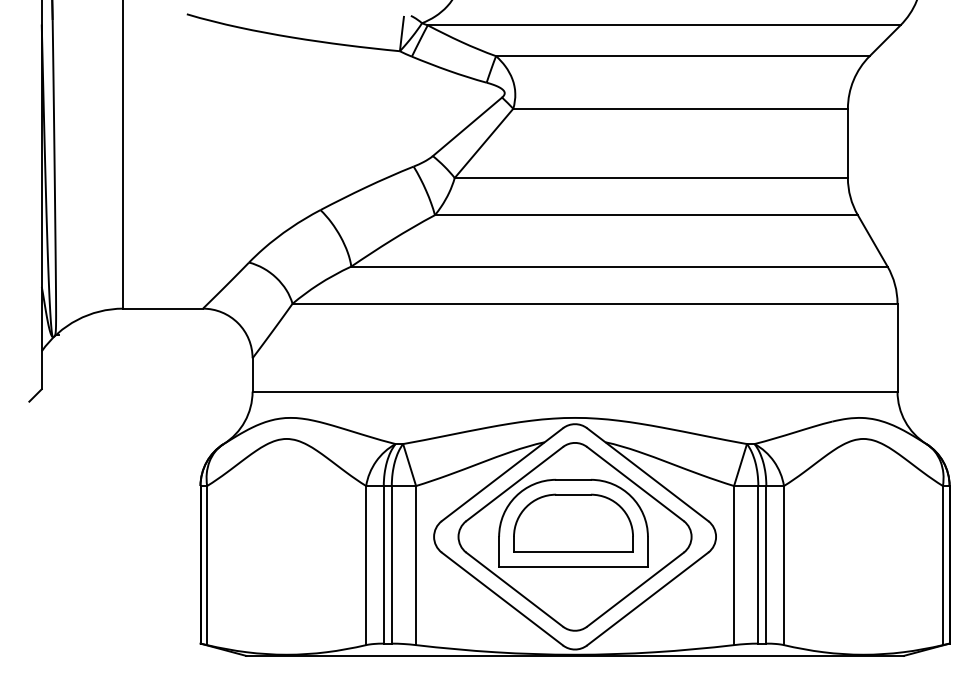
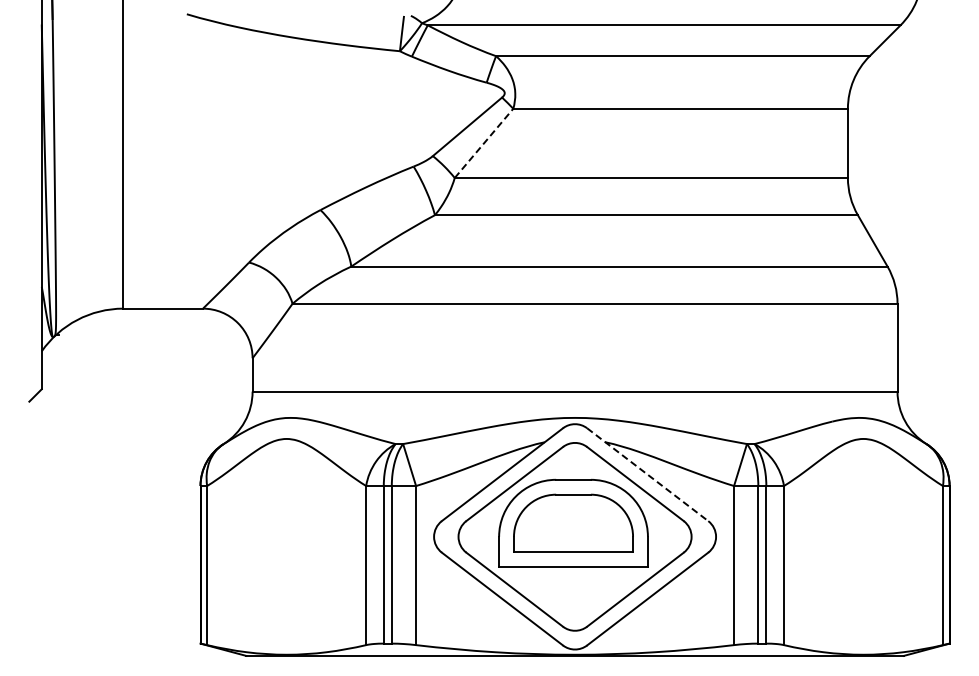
line: solid -> dashed (484, 143)
line: solid -> dashed (648, 475)
